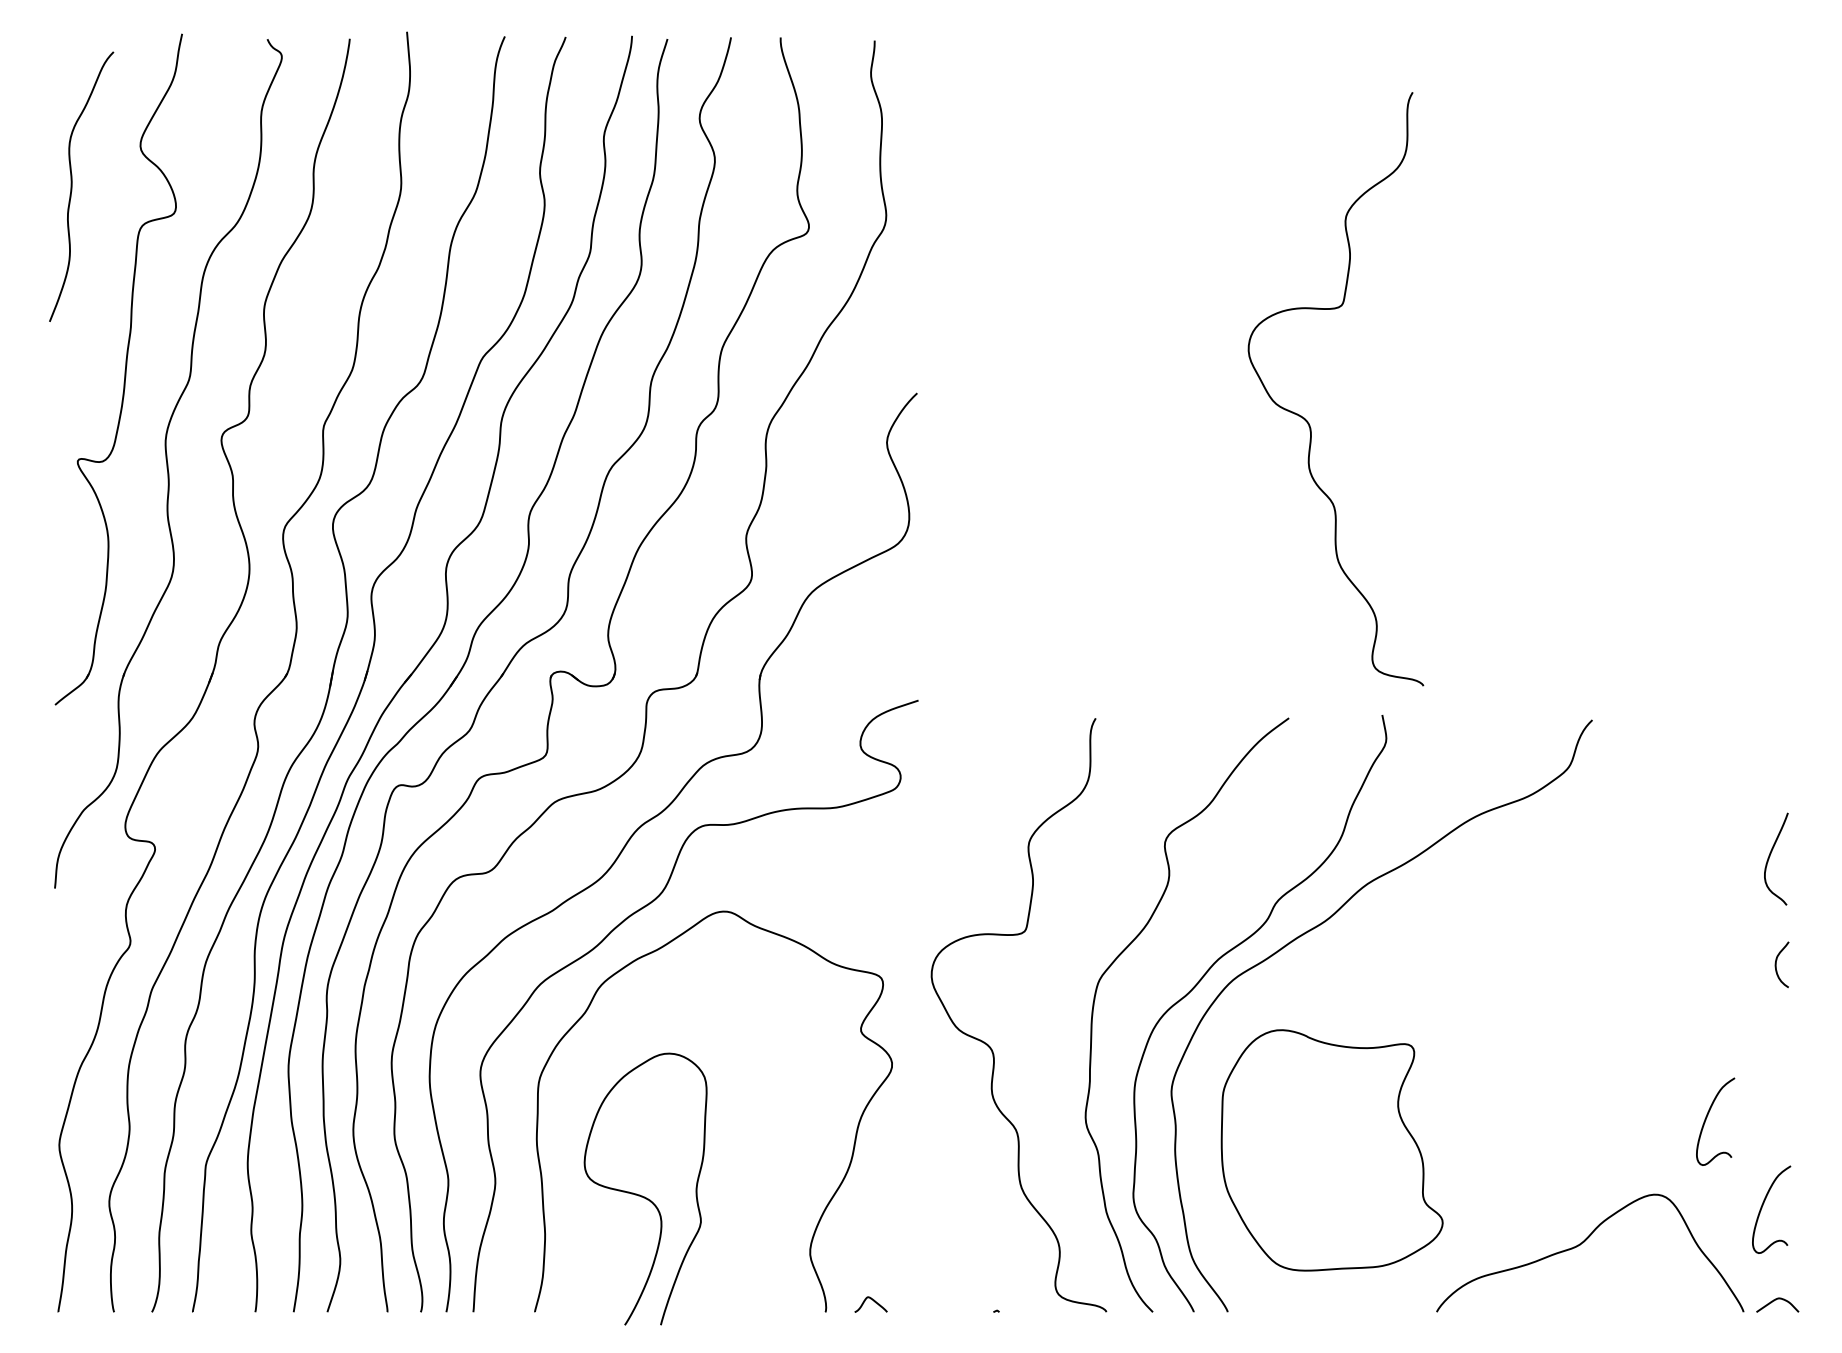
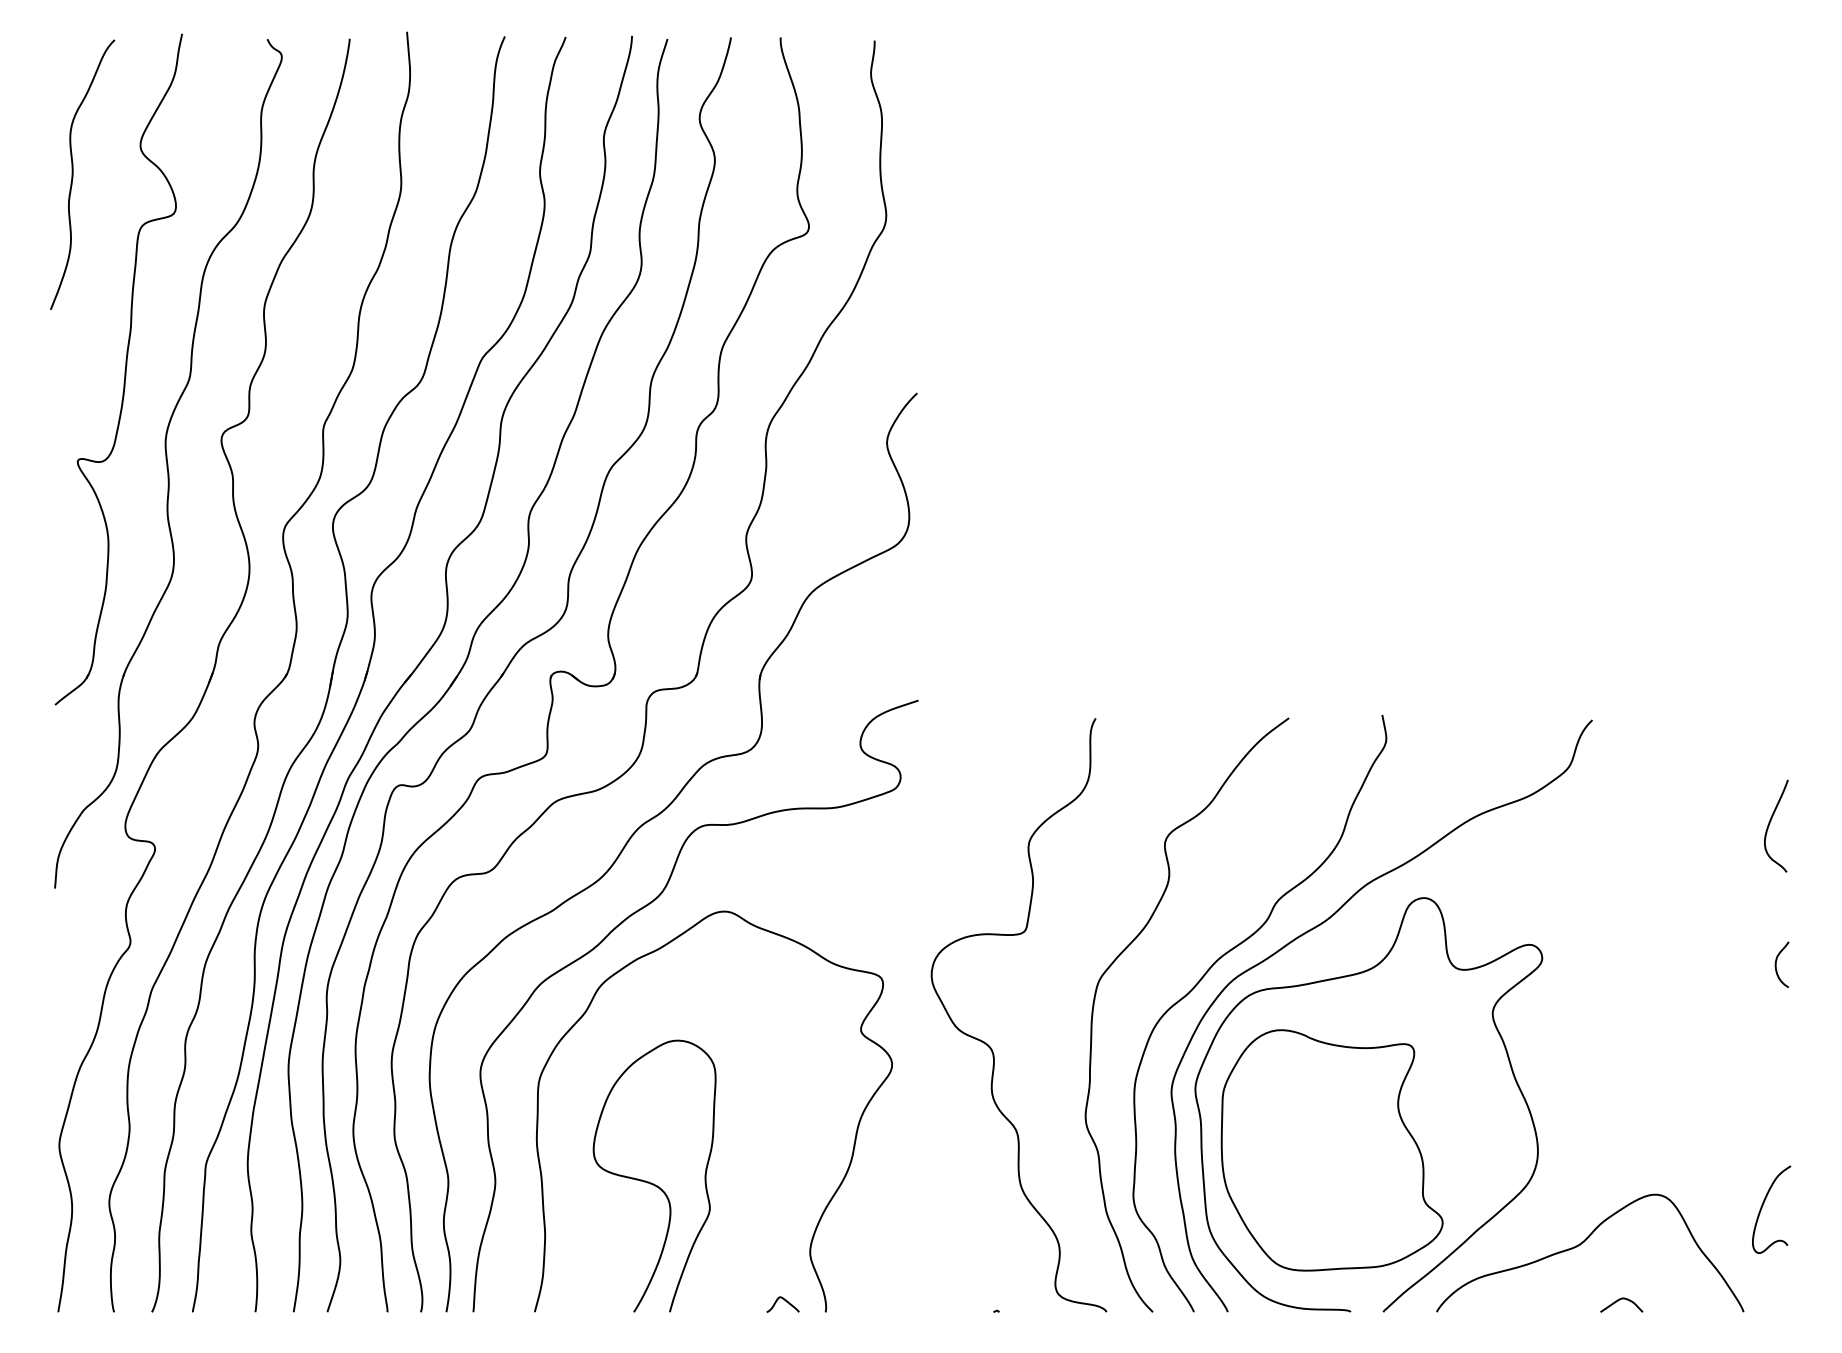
curve position: (72, 186) -> (73, 174) (73, 174)
curve: present -> none (1305, 418)
curve position: (1770, 856) -> (1770, 823) (1770, 823)
part: none -> present (1341, 978)
curve: present -> none (1707, 1117)
curve position: (642, 1195) -> (651, 1182) (651, 1182)
curve position: (1776, 1300) -> (1620, 1300) (1620, 1300)
curve position: (873, 1301) -> (785, 1301) (785, 1301)
